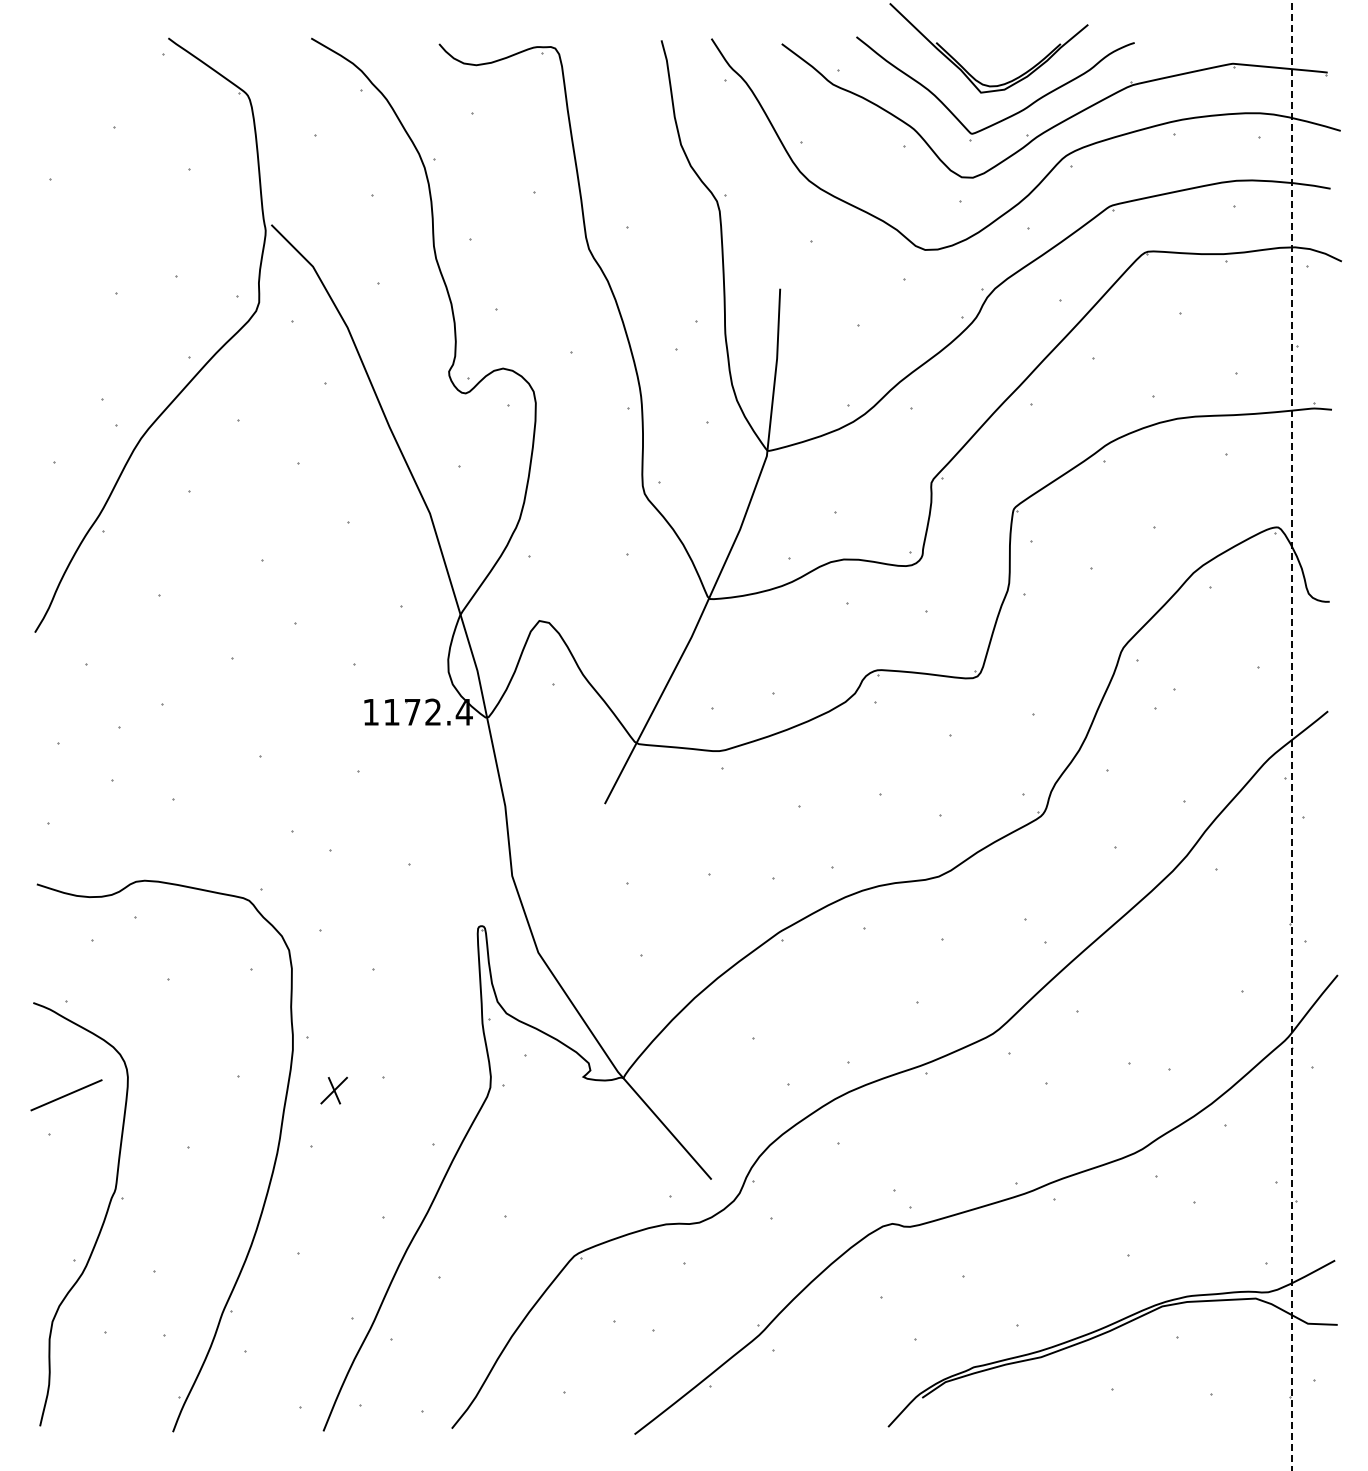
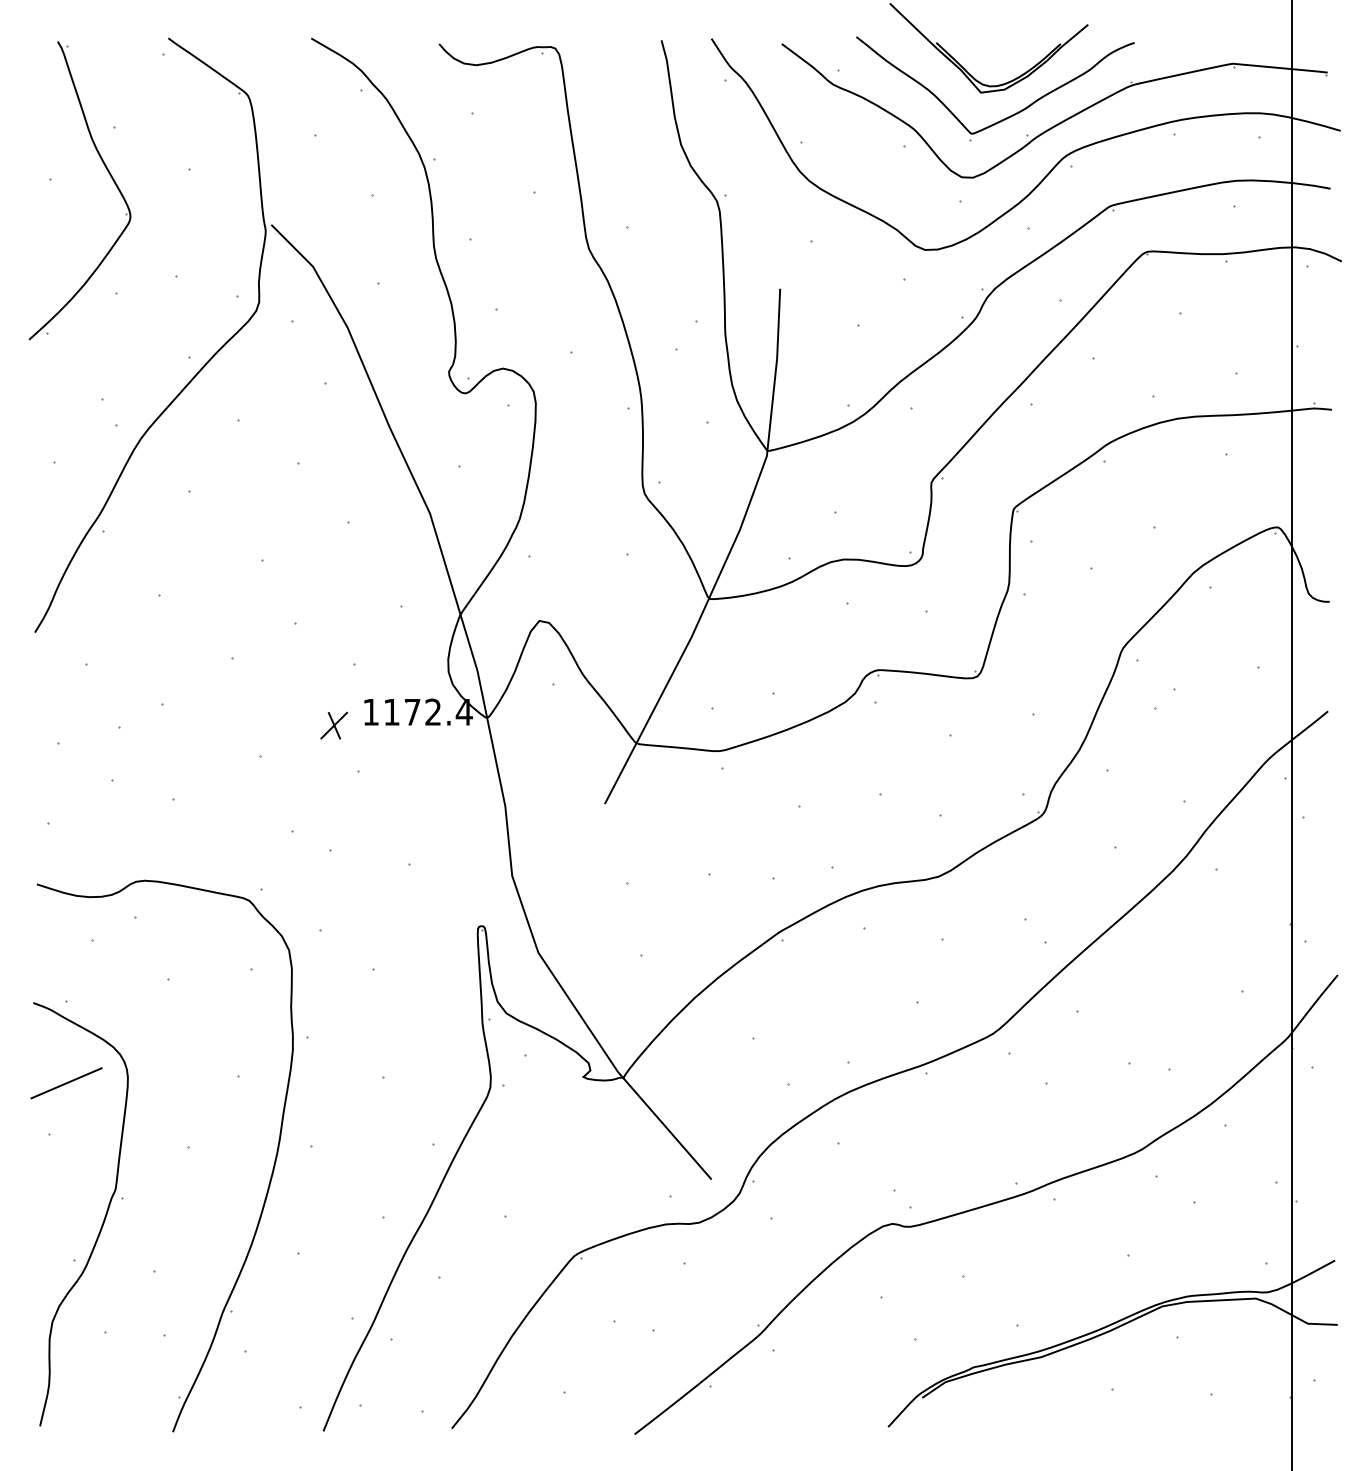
part: none -> present (108, 173)
line: dashed -> solid (1292, 735)
part position: (333, 1090) -> (333, 725) (333, 725)
line position: (66, 1095) -> (66, 1083) (66, 1083)
